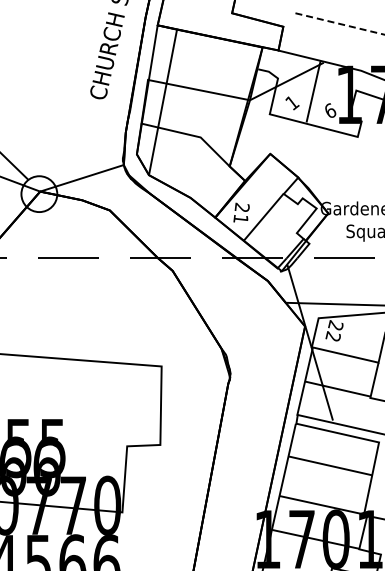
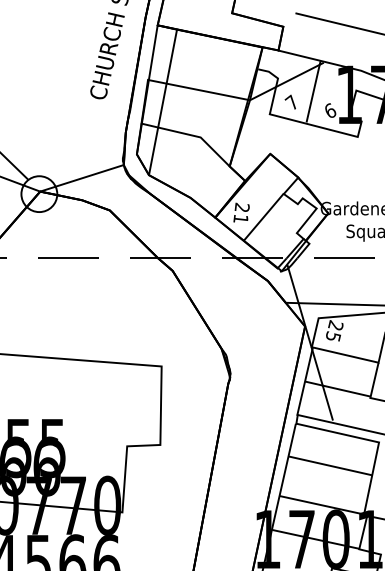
line: dashed -> solid (339, 23)
text: 1 -> 7 (291, 102)
text: 22 -> 25 (333, 336)
